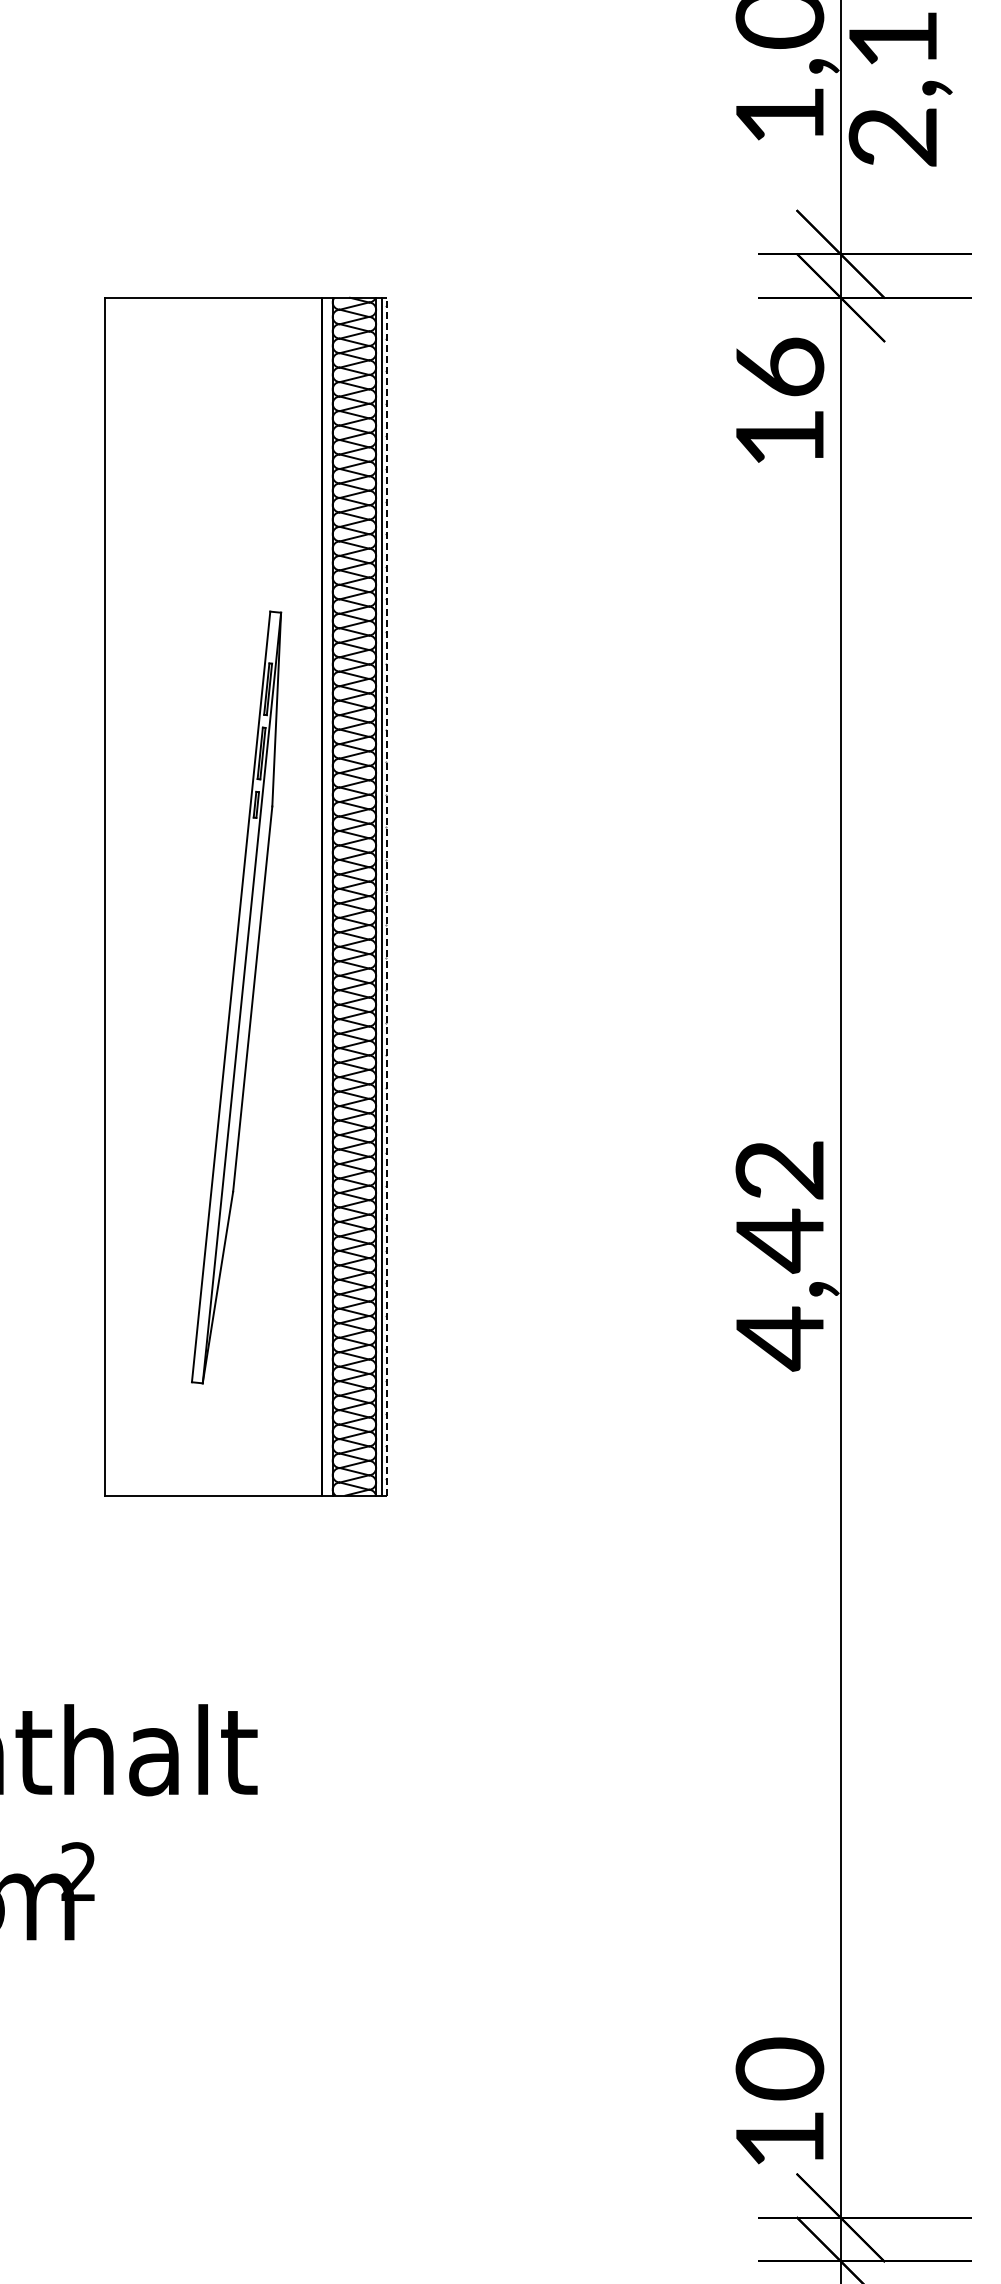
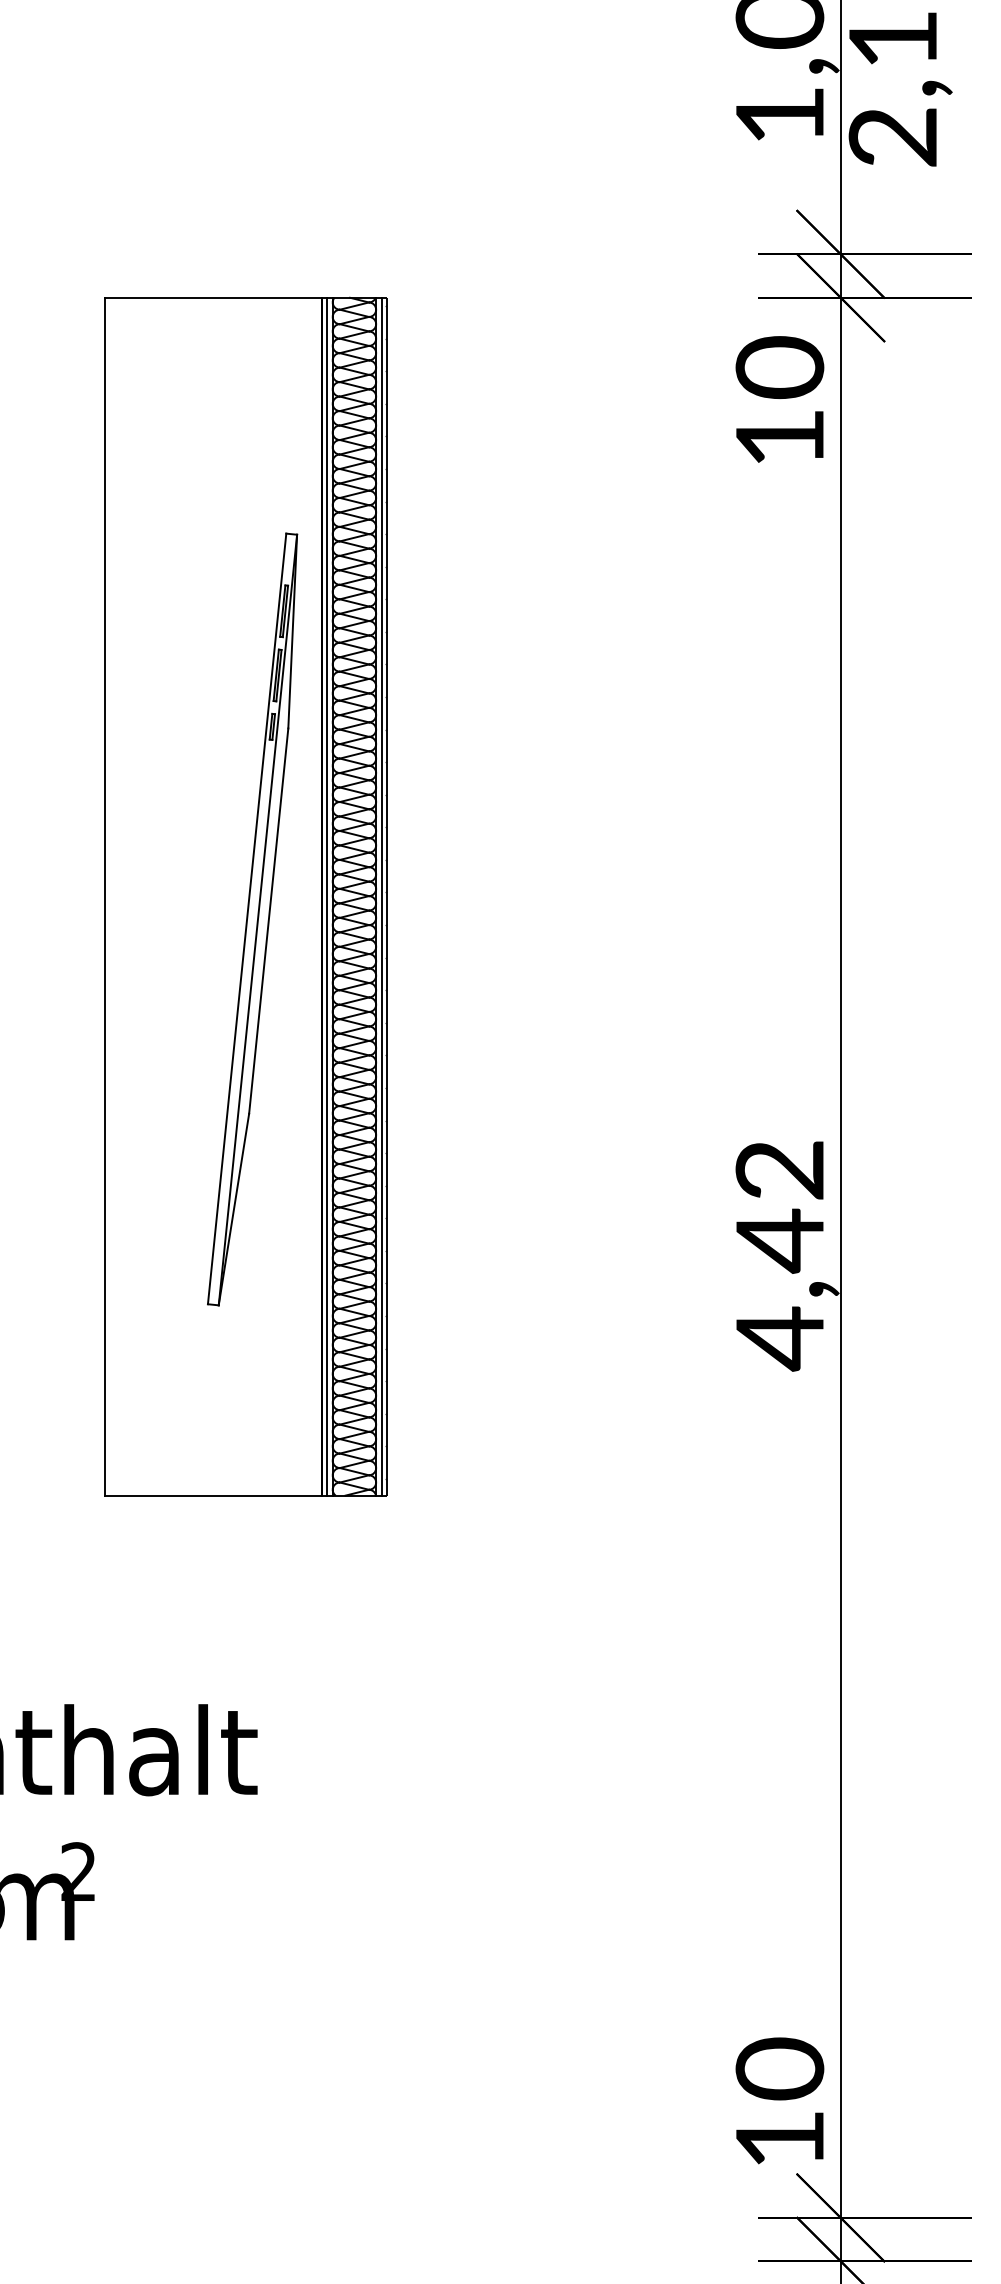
text: 16 -> 10 (779, 367)
line: none -> present (327, 896)
line: dashed -> solid (387, 896)
part position: (236, 997) -> (252, 919) (252, 919)
